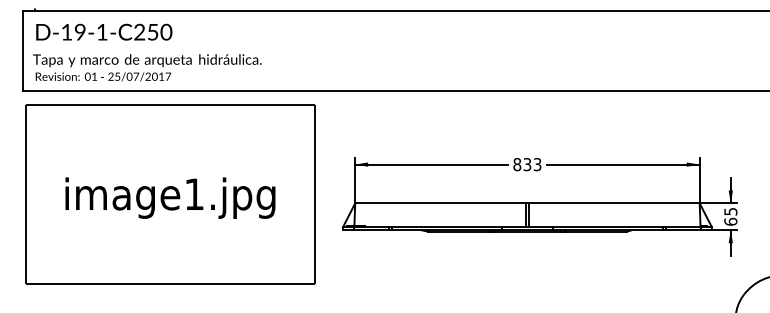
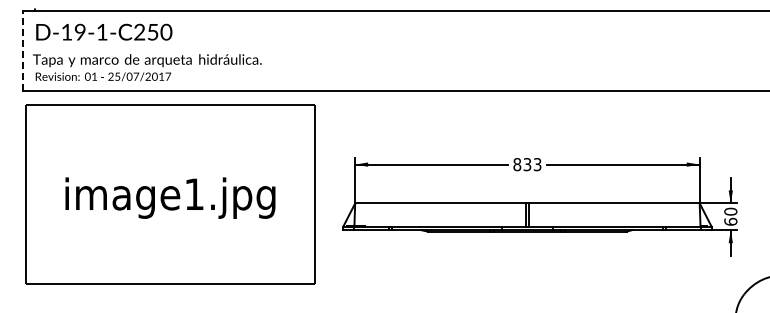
line: solid -> dashed (23, 51)
text: 65 -> 60 (730, 211)
